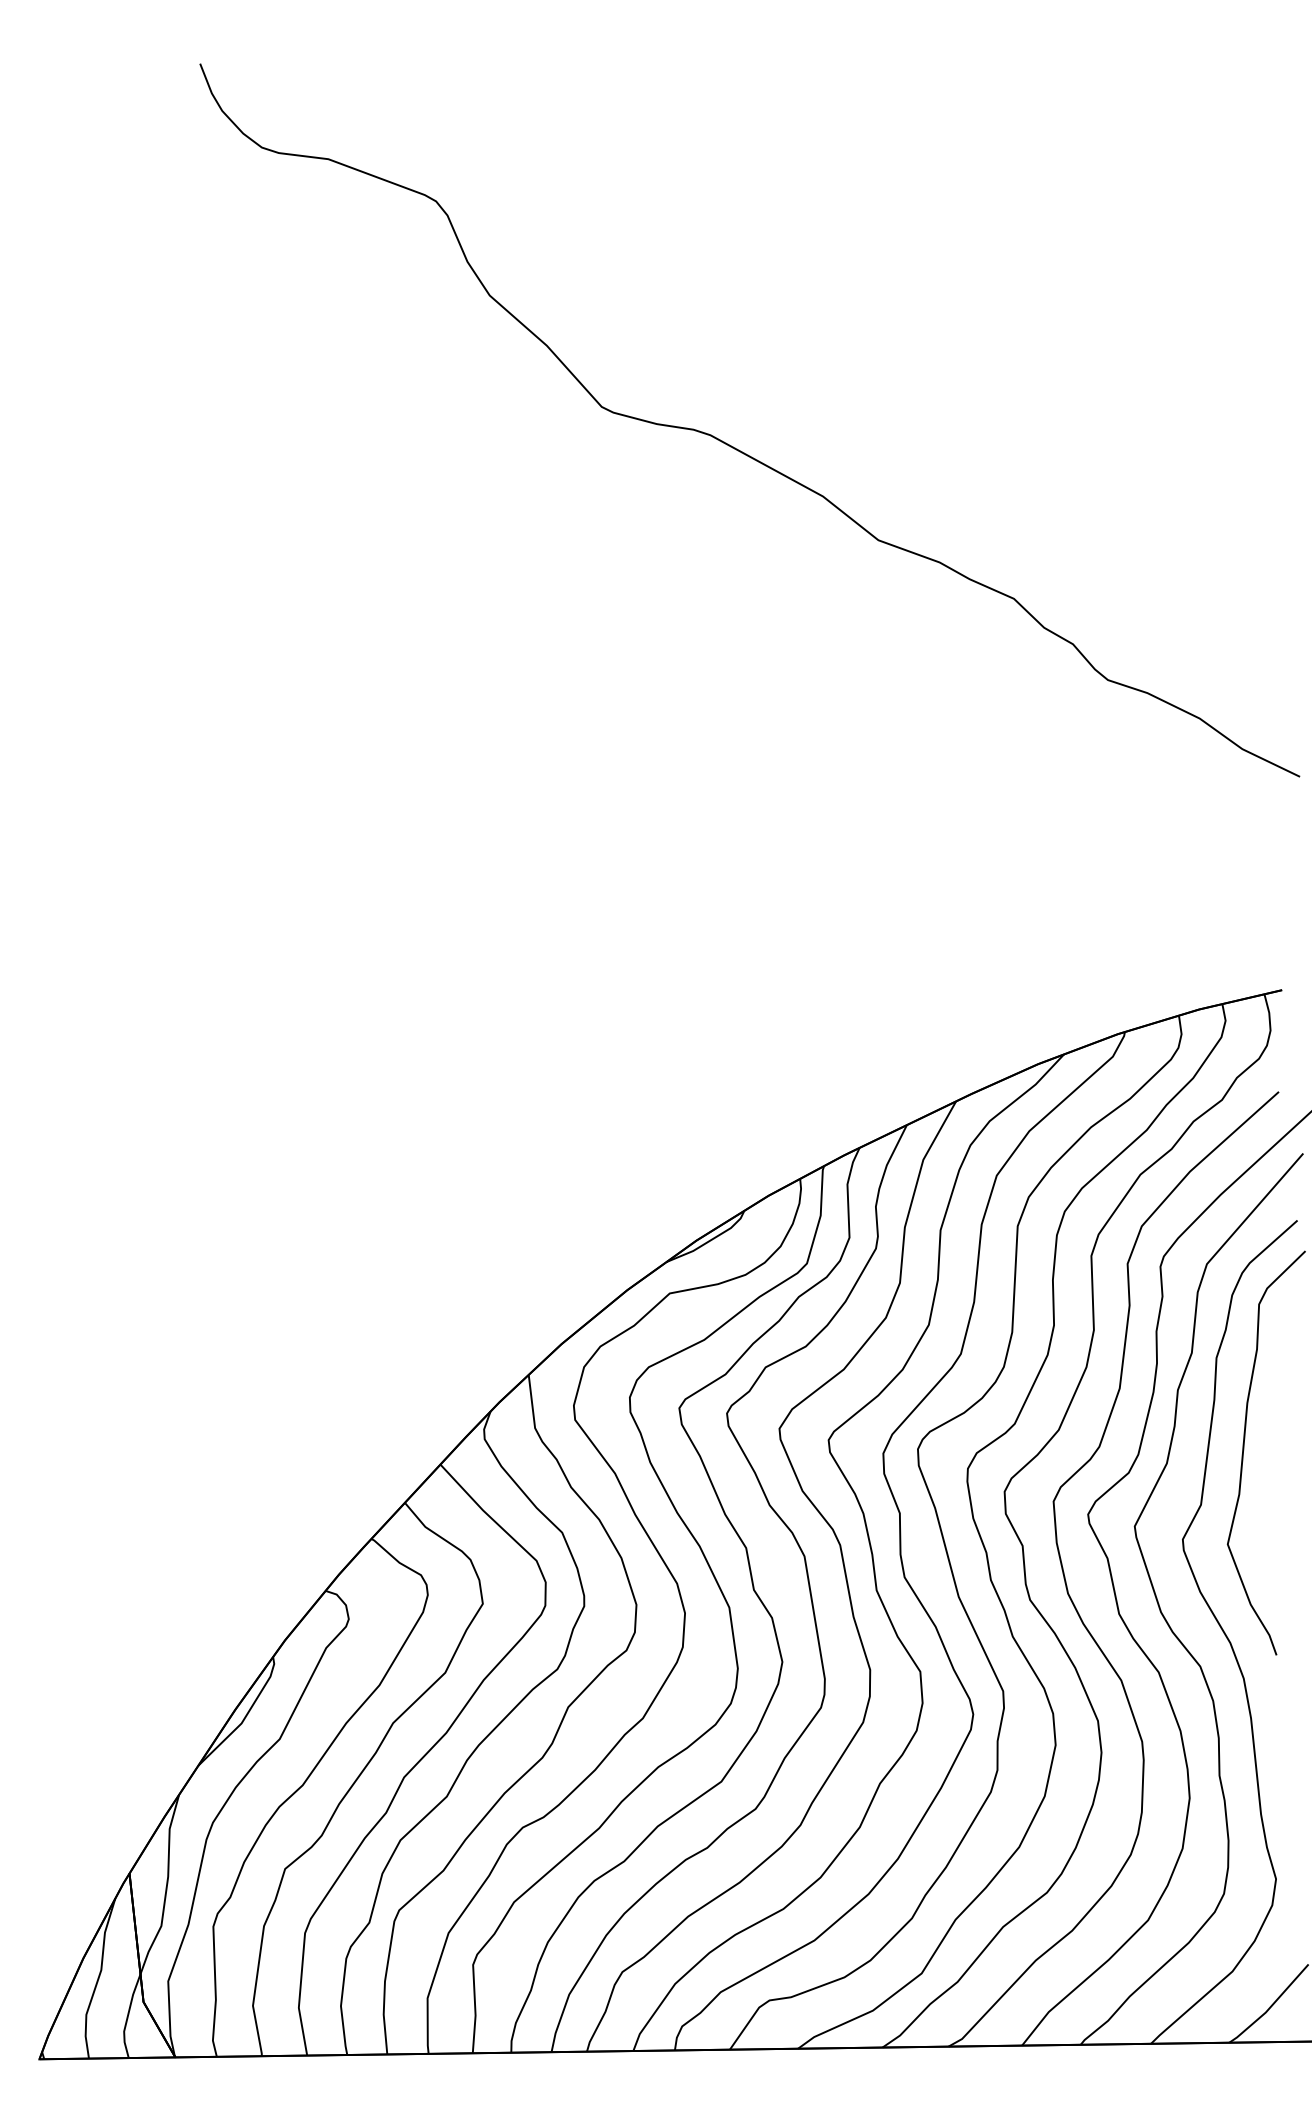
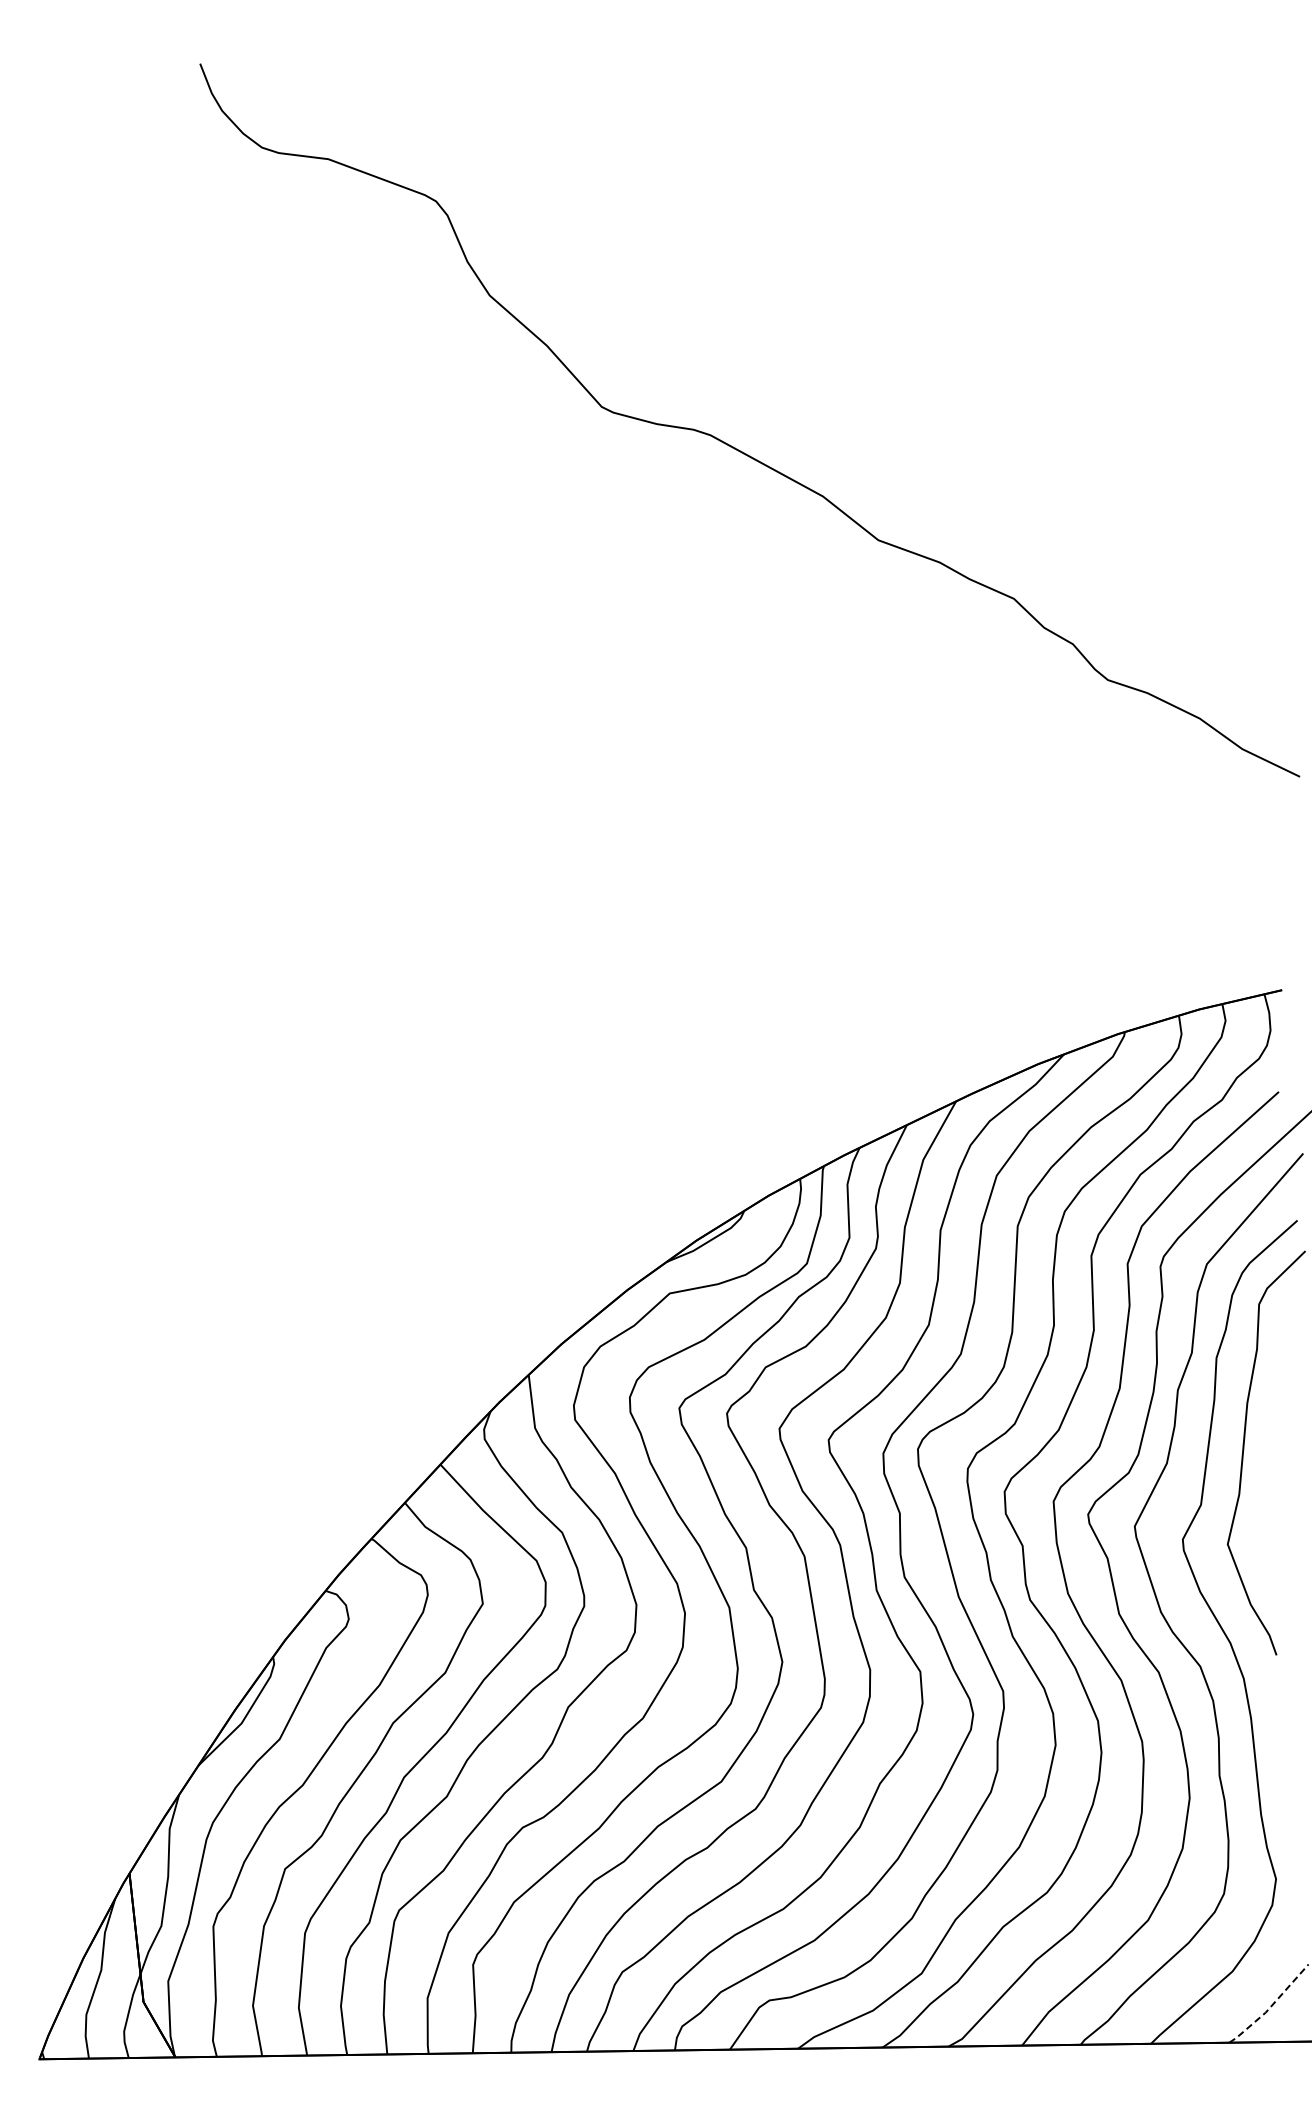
line: solid -> dashed (1271, 2006)
